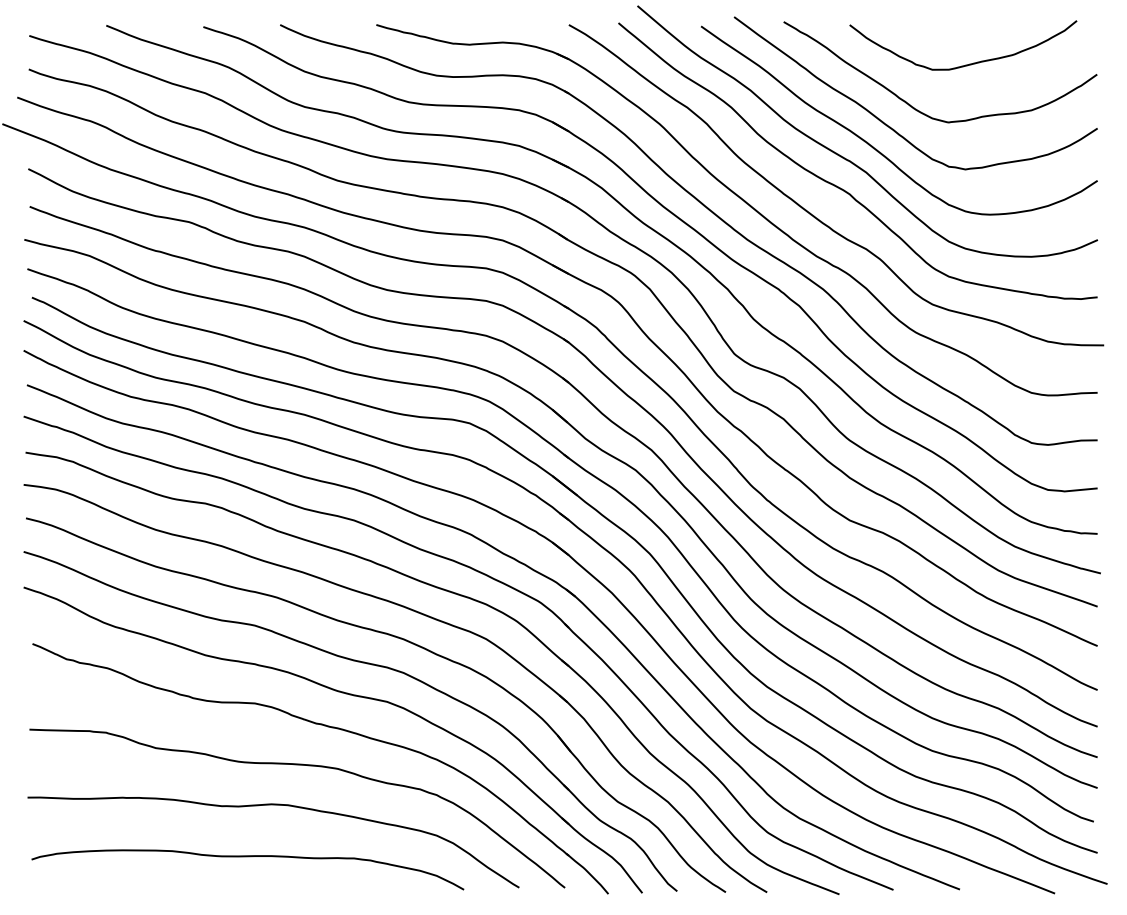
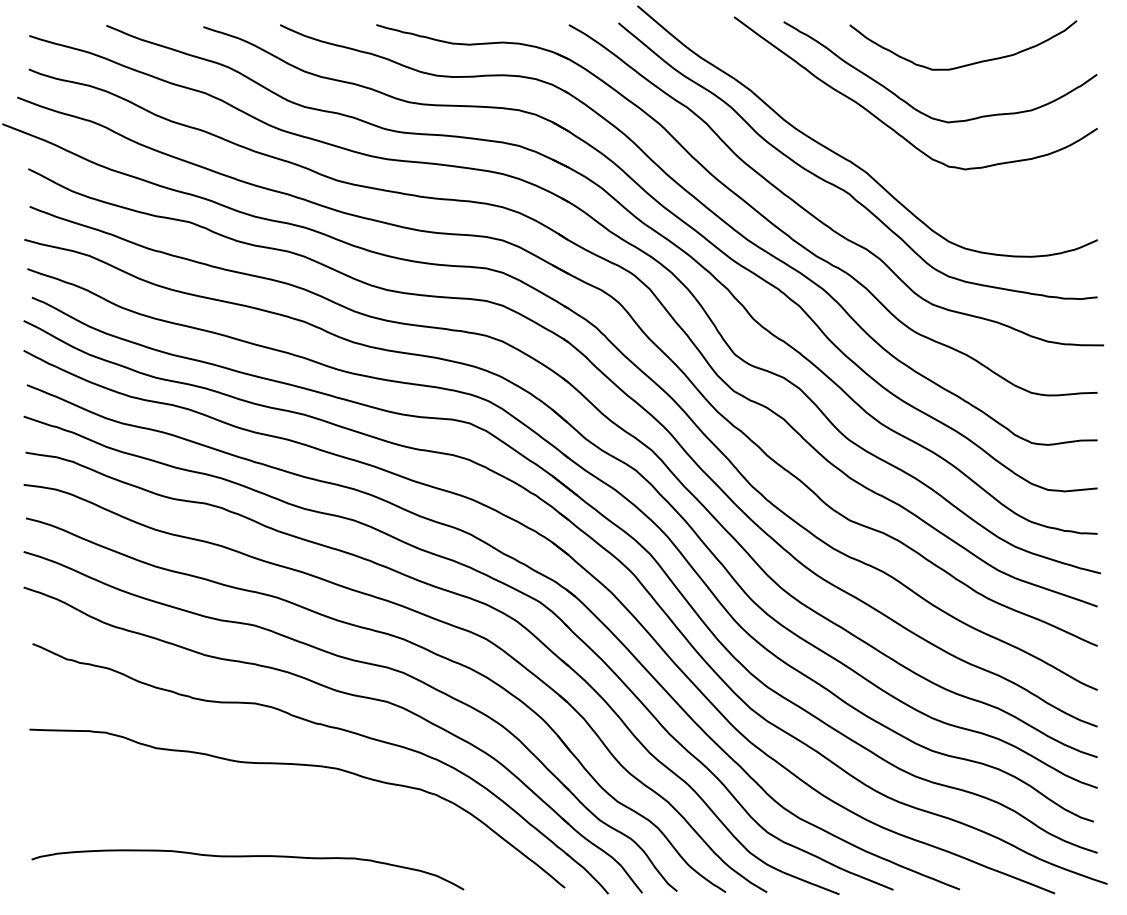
curve: present -> none (876, 148)
curve: present -> none (273, 805)
